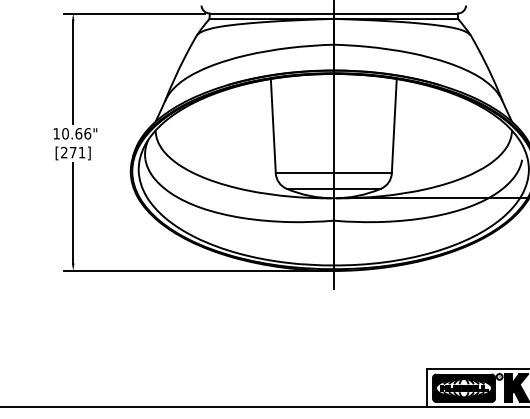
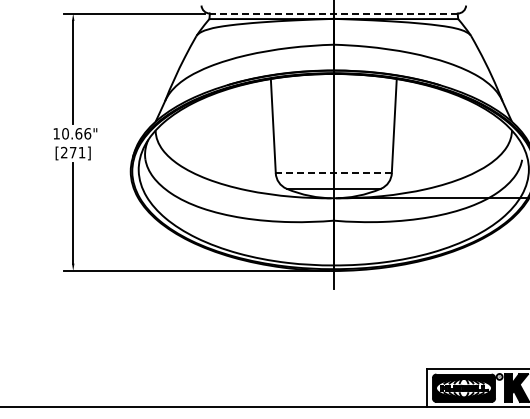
line: solid -> dashed (333, 13)
line: solid -> dashed (333, 173)
